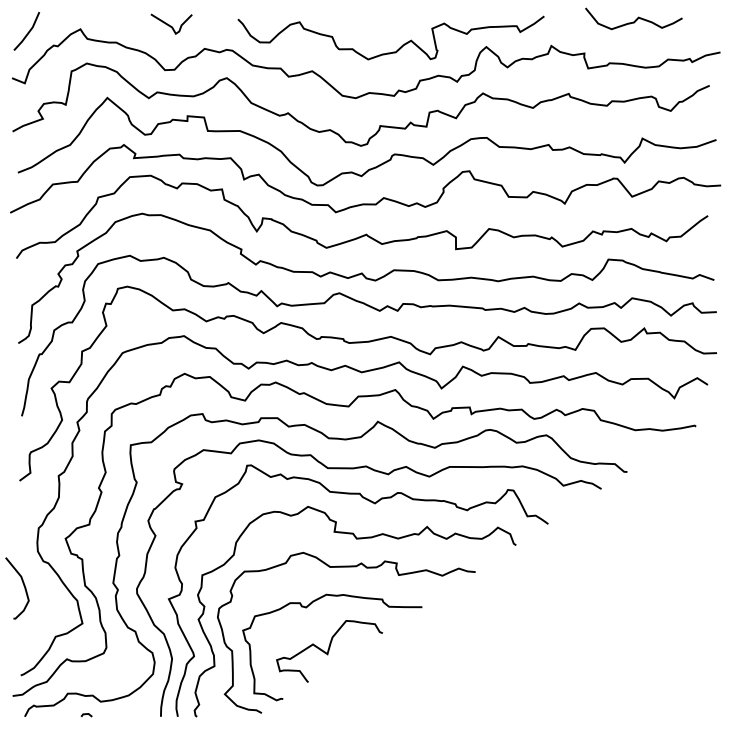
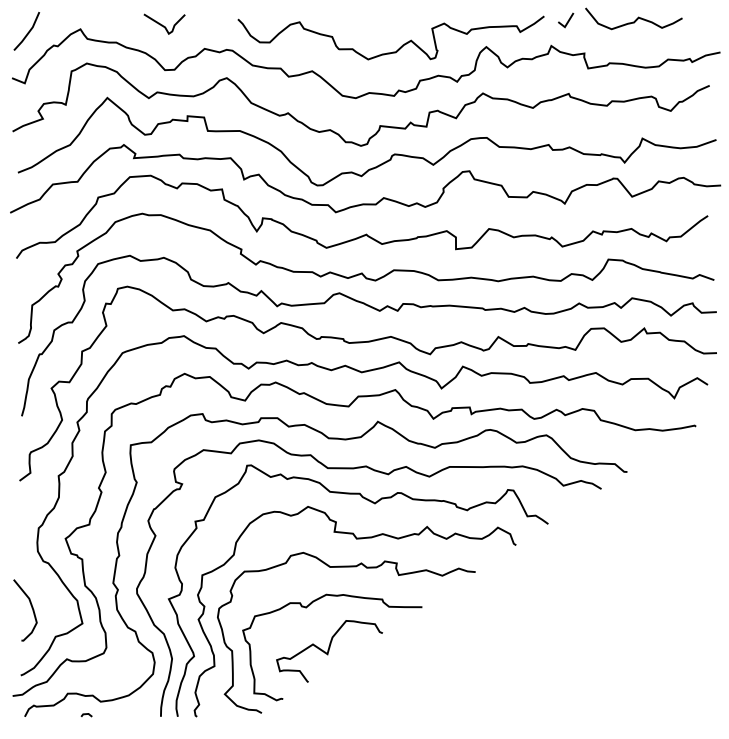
line: none -> present (567, 20)
curve position: (171, 25) -> (164, 25) (164, 25)
curve position: (23, 586) -> (31, 608) (31, 608)
